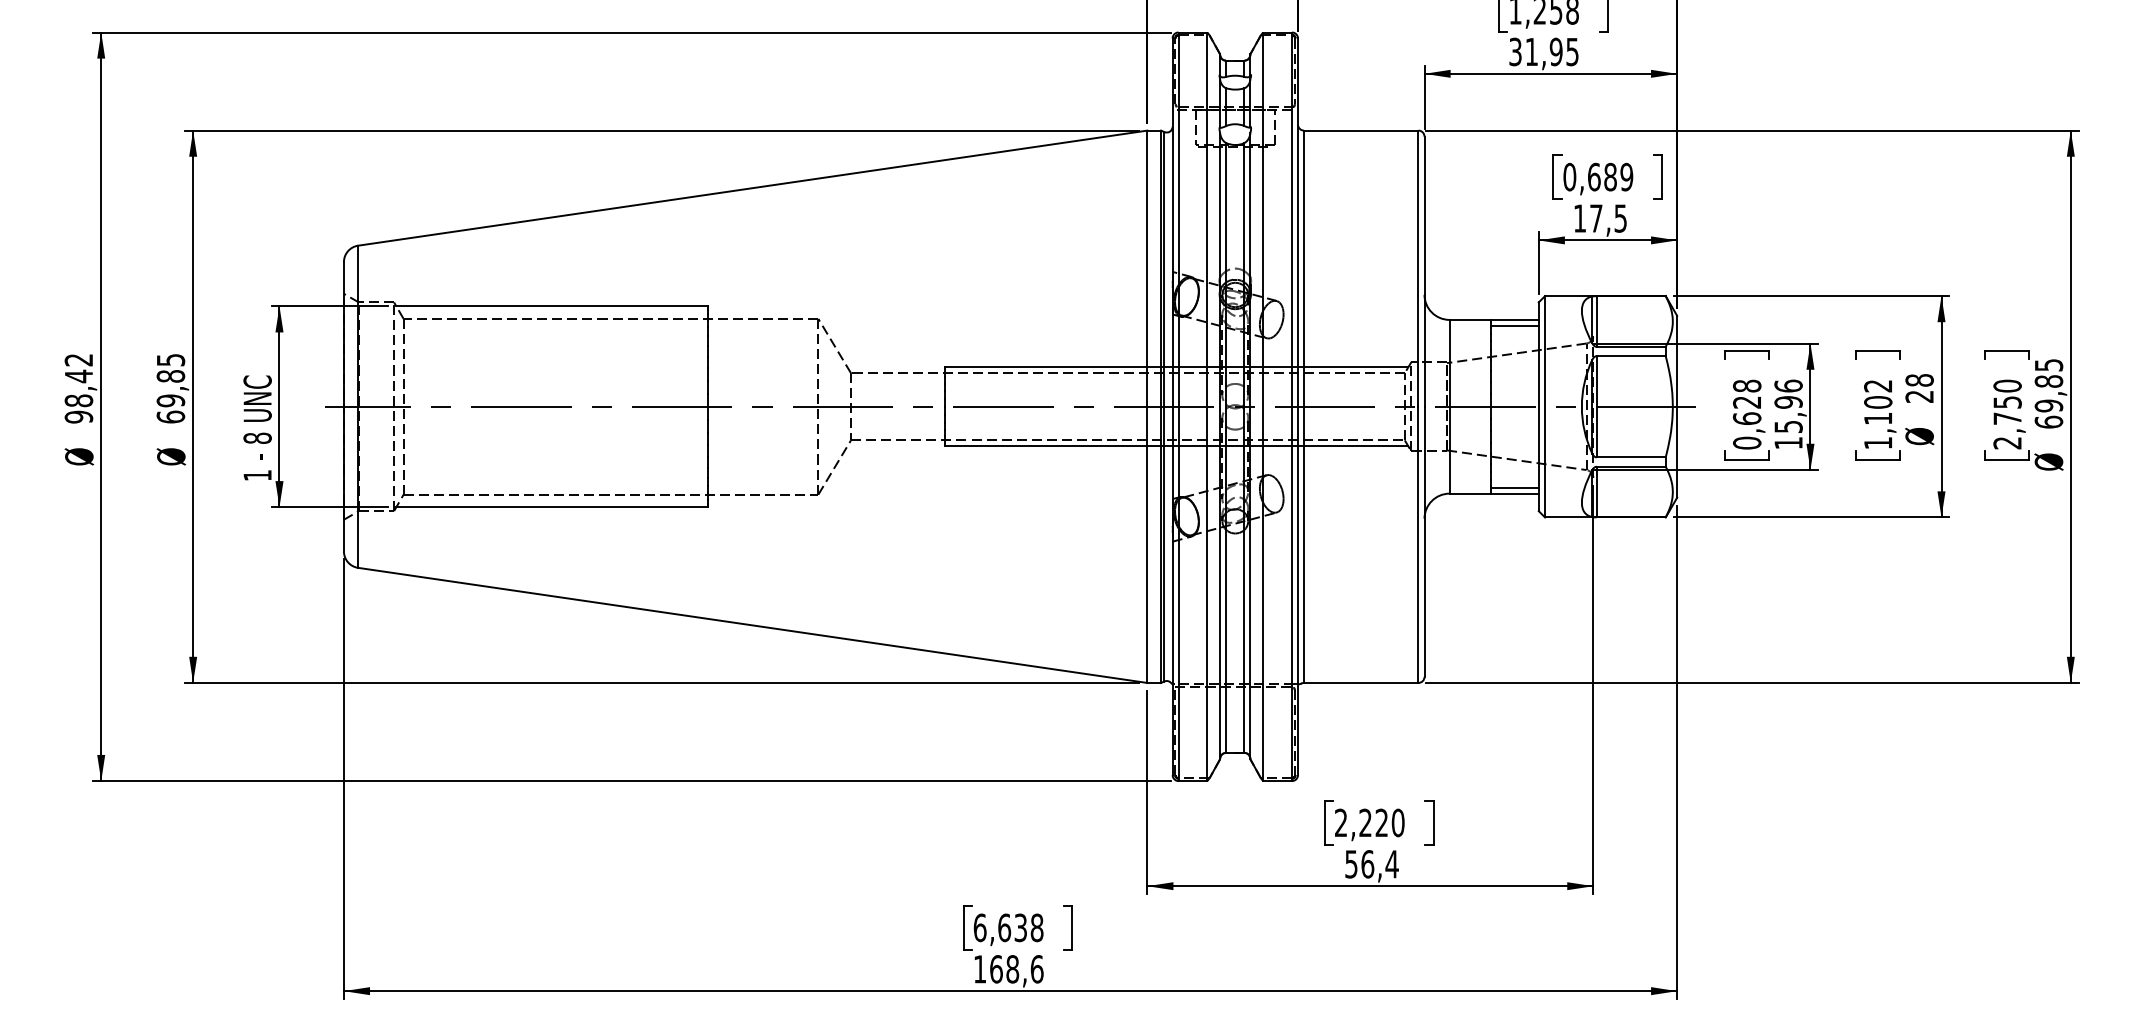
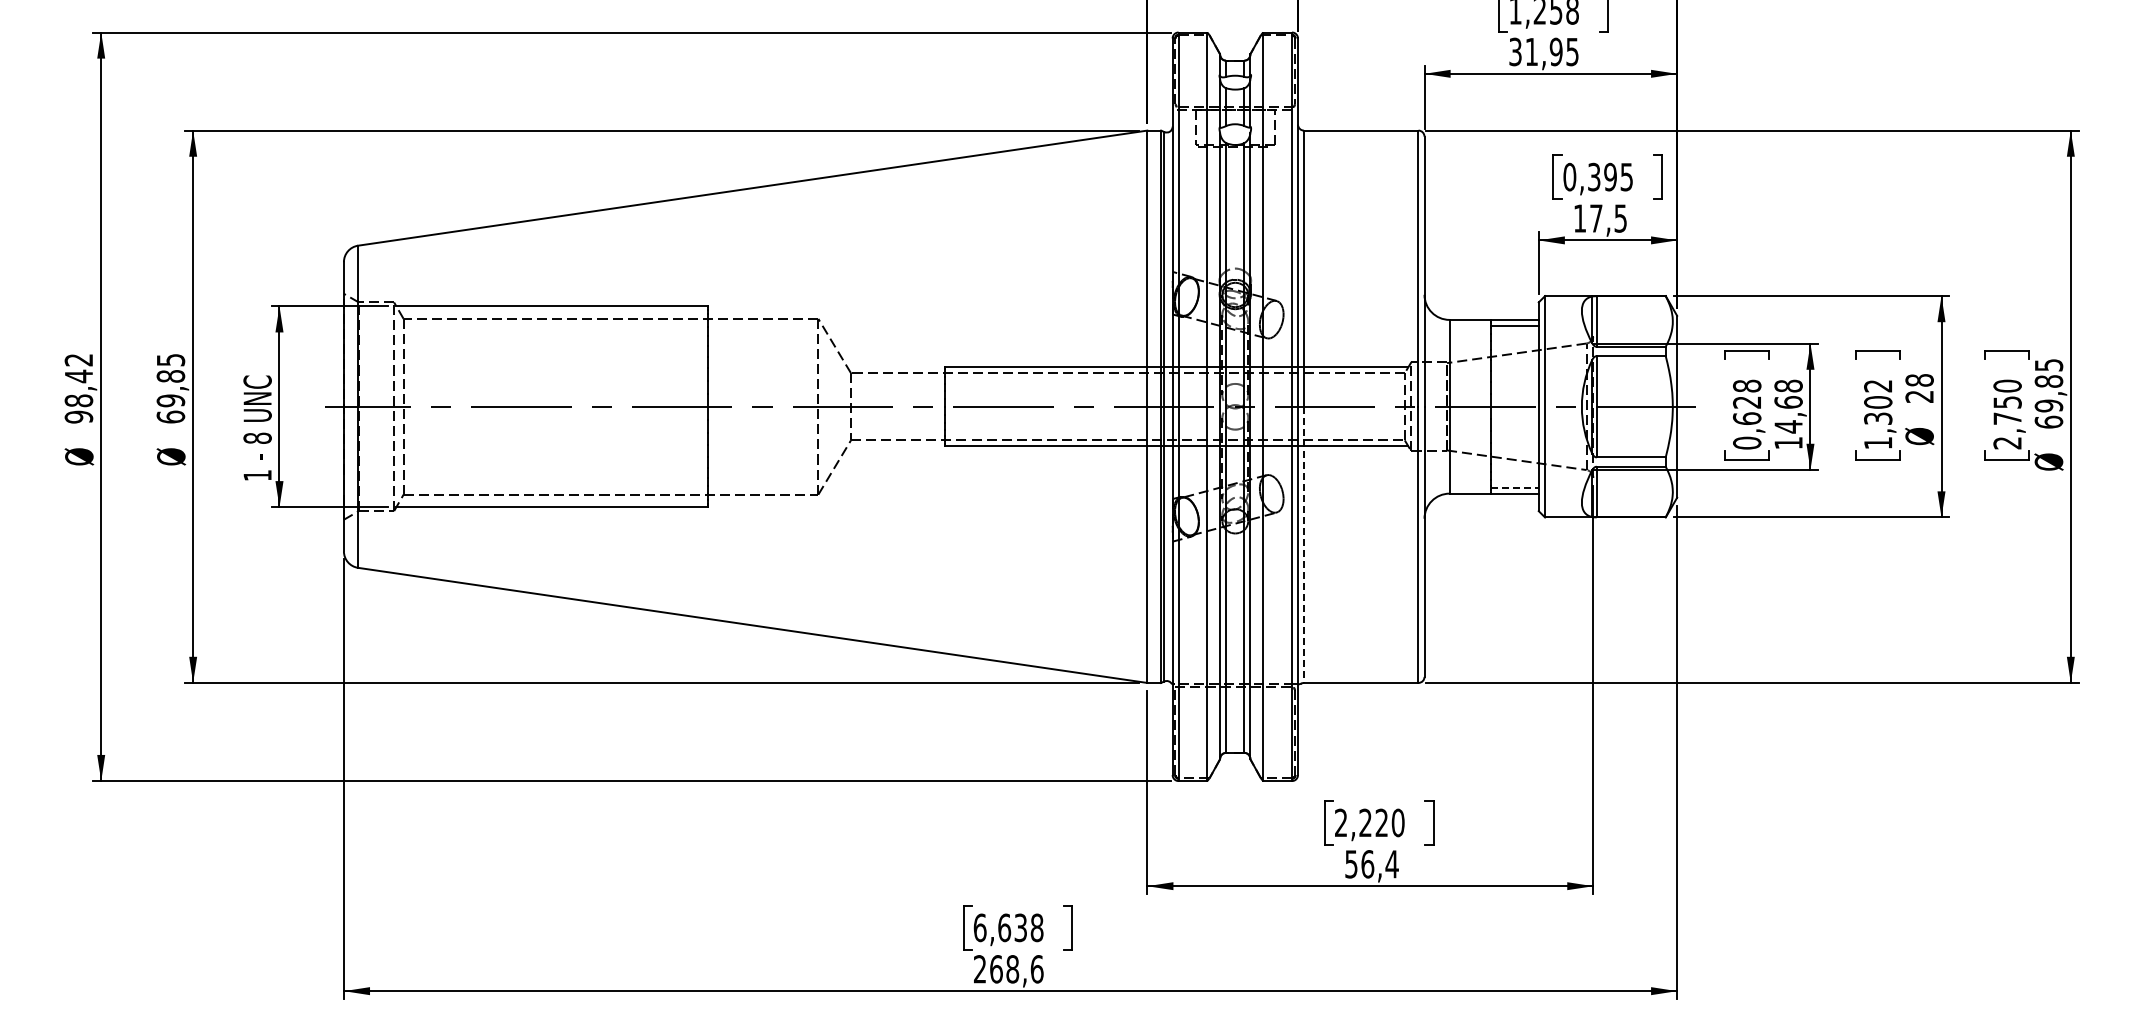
text: 0,689 -> 0,395 (1610, 176)
text: 15,96 -> 14,68 (1788, 406)
text: 1,102 -> 1,302 (1878, 418)
line: solid -> dashed (1515, 487)
line: solid -> dashed (1304, 545)
text: 168,6 -> 268,6 (979, 969)
